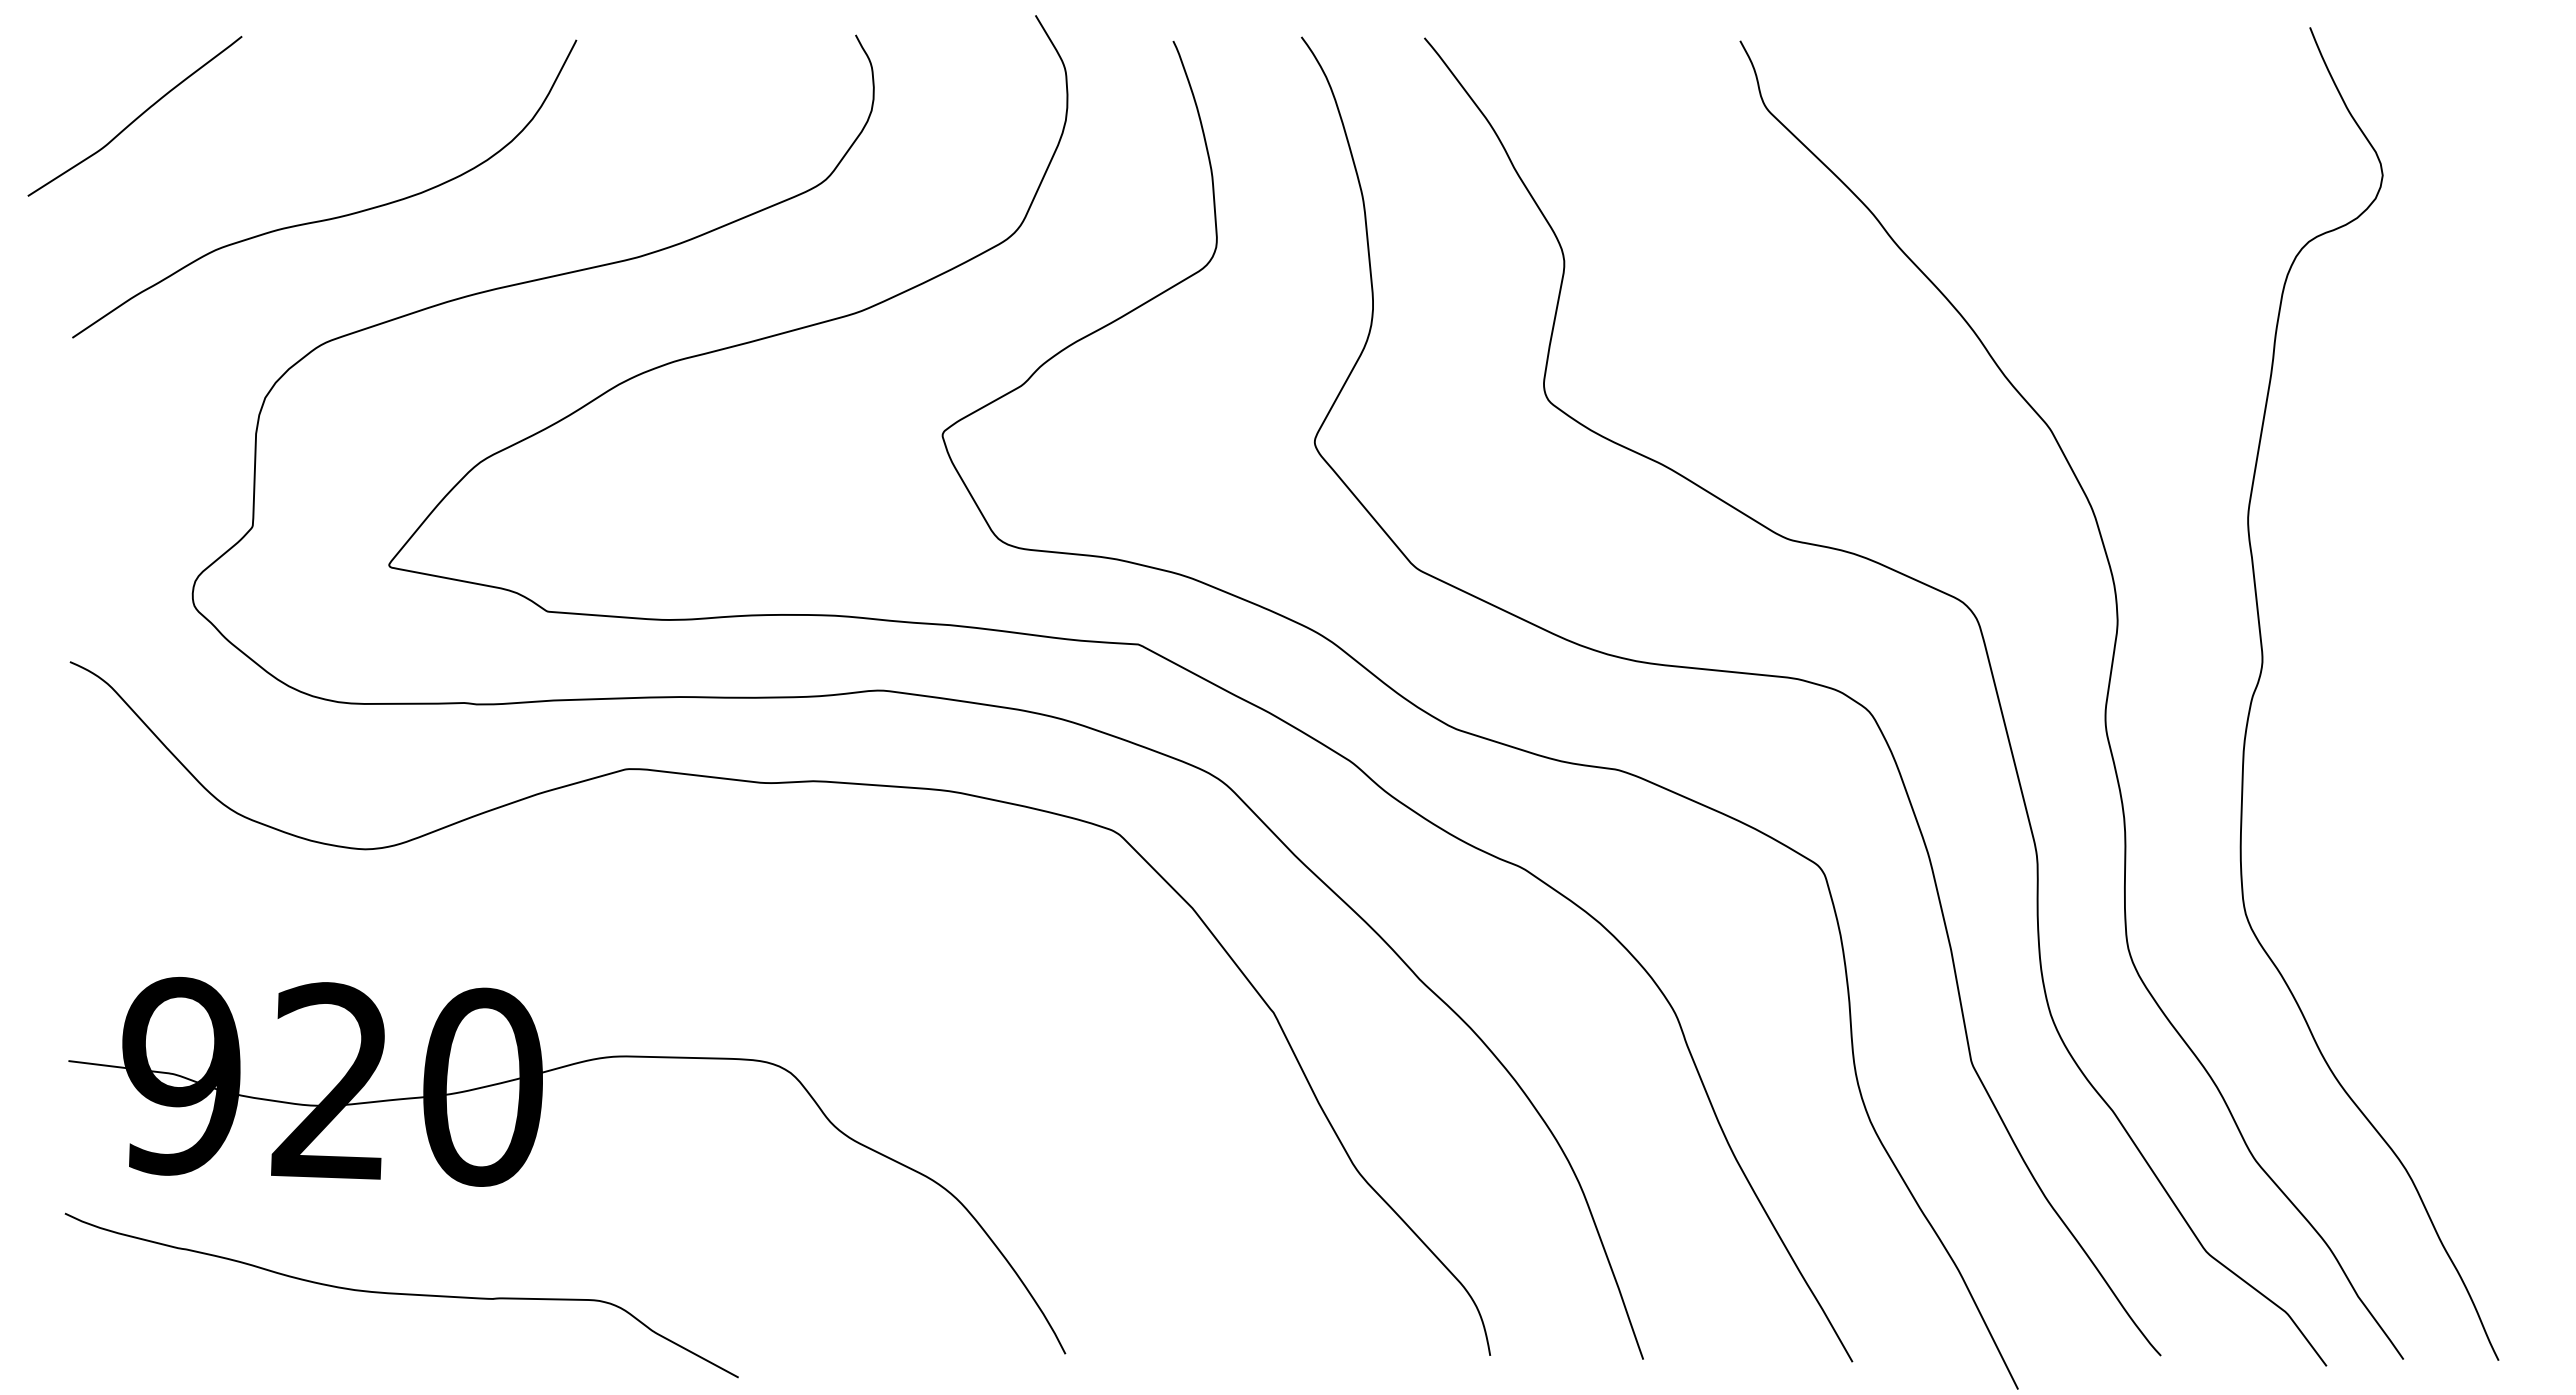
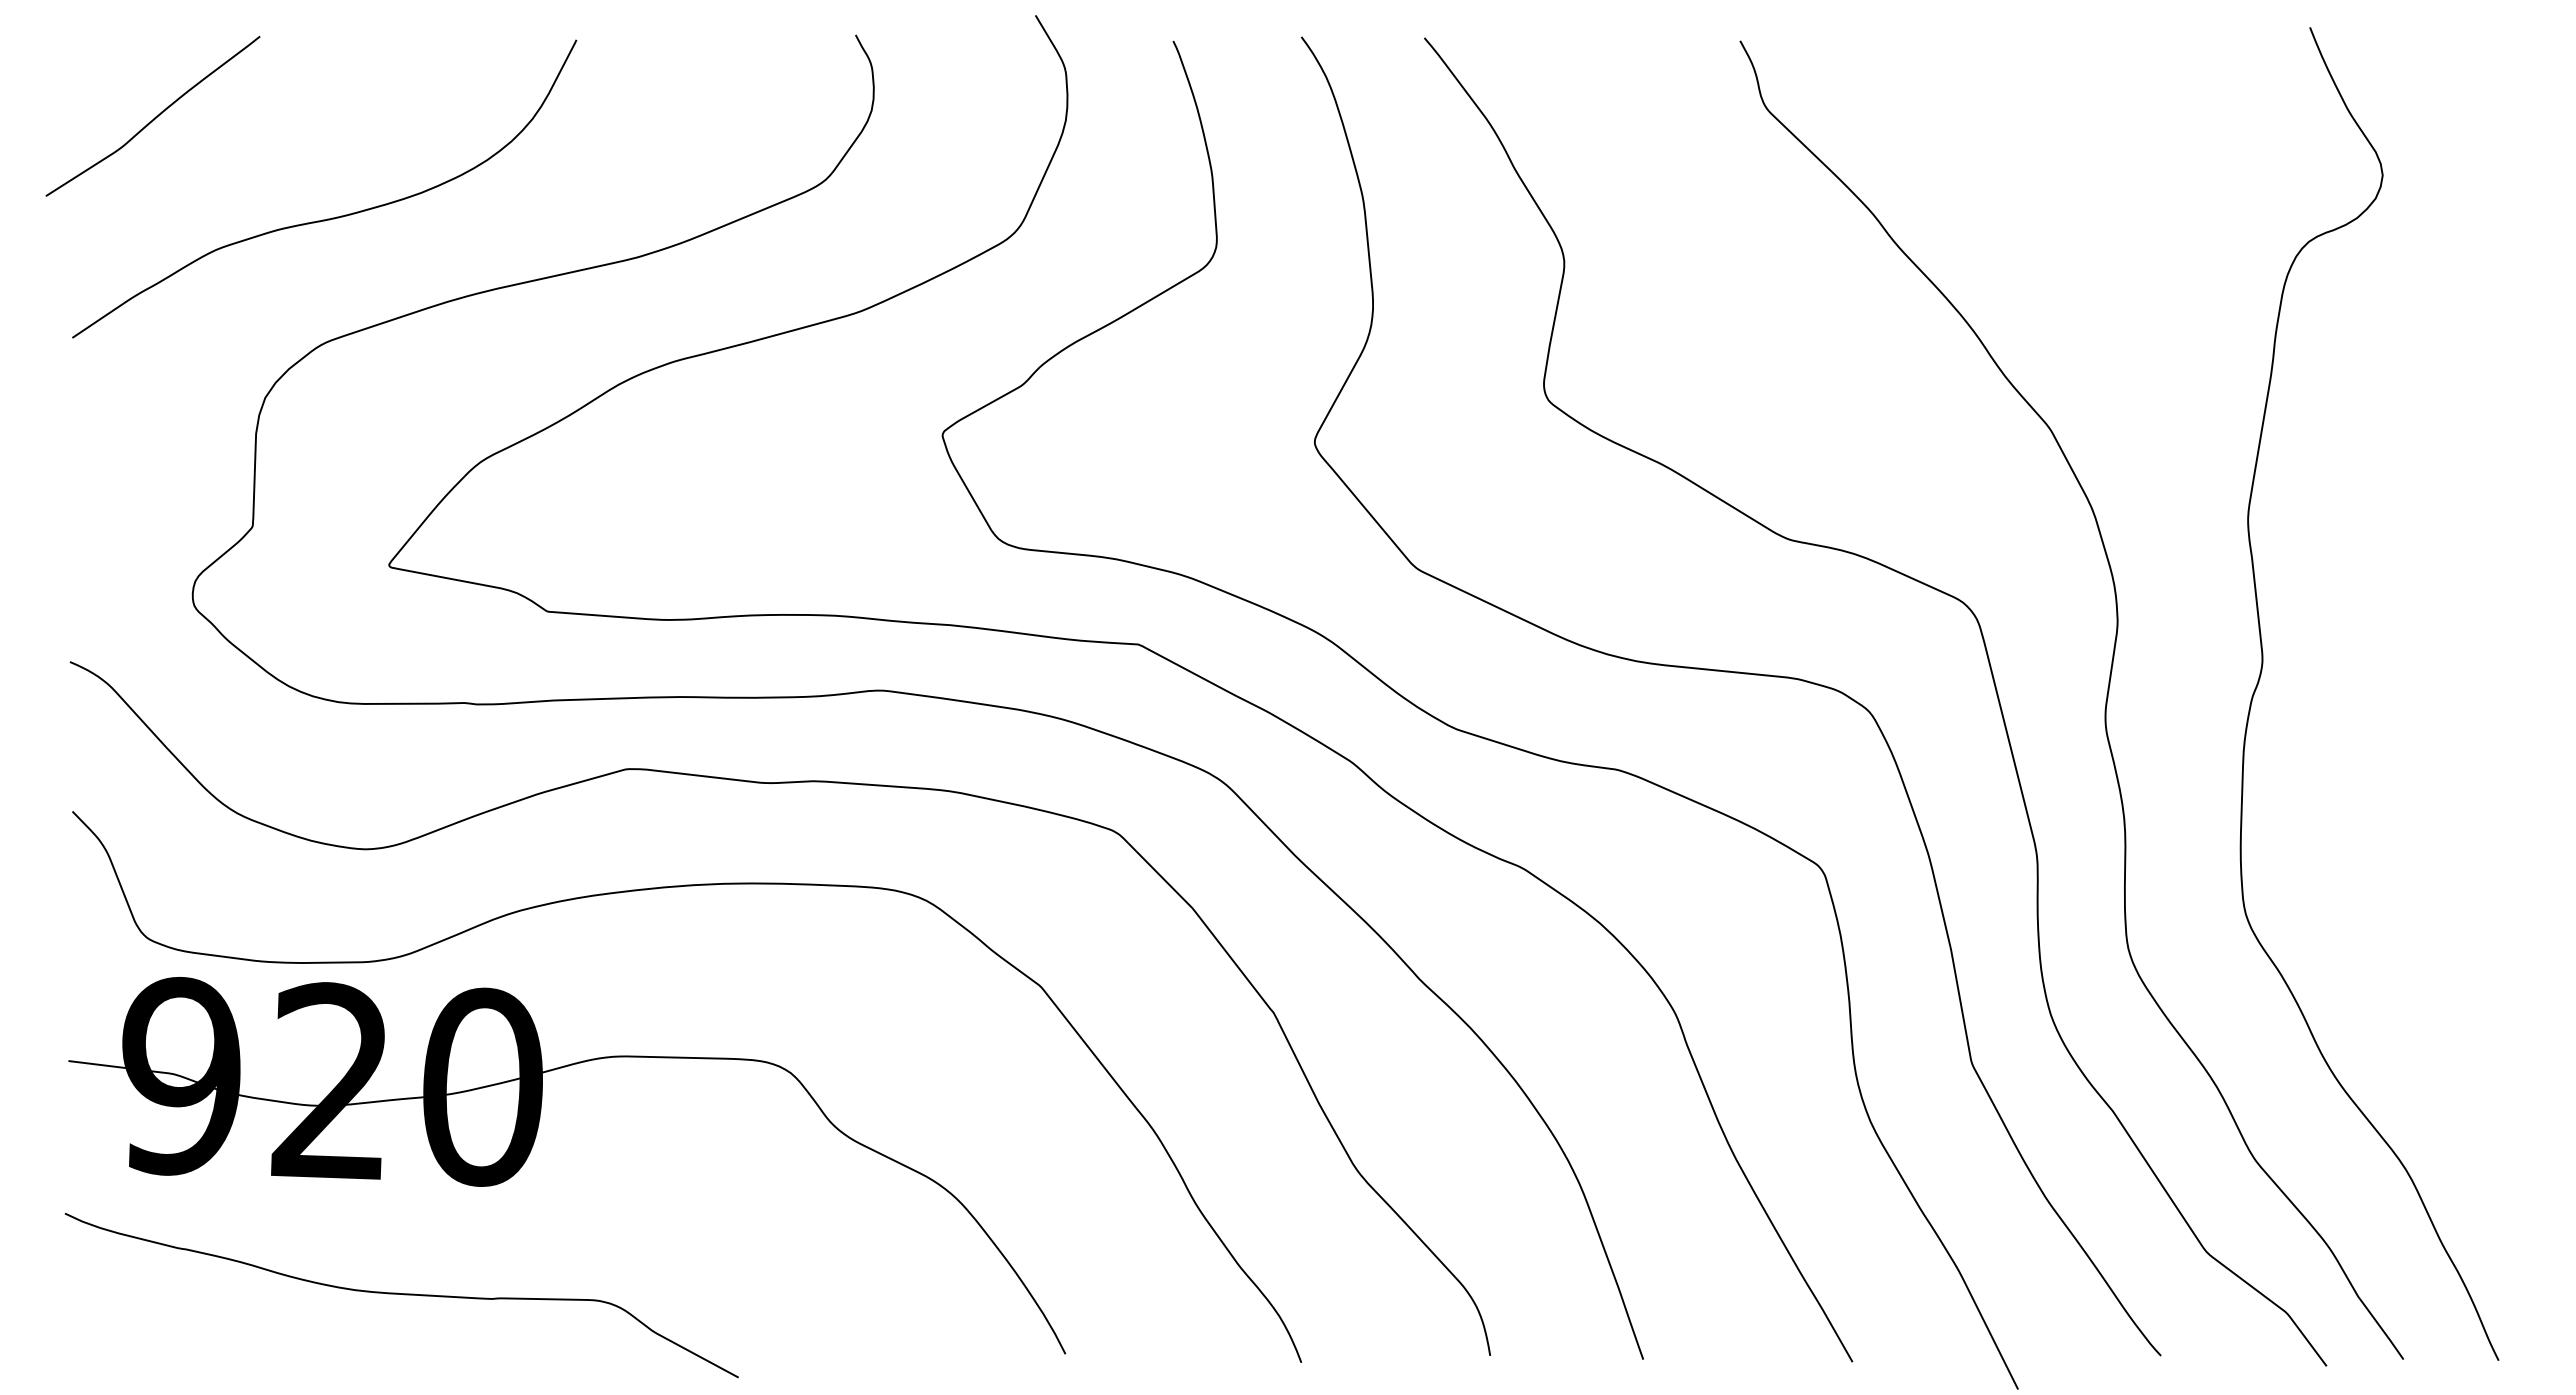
curve position: (136, 117) -> (154, 117) (154, 117)
curve: none -> present (667, 888)
